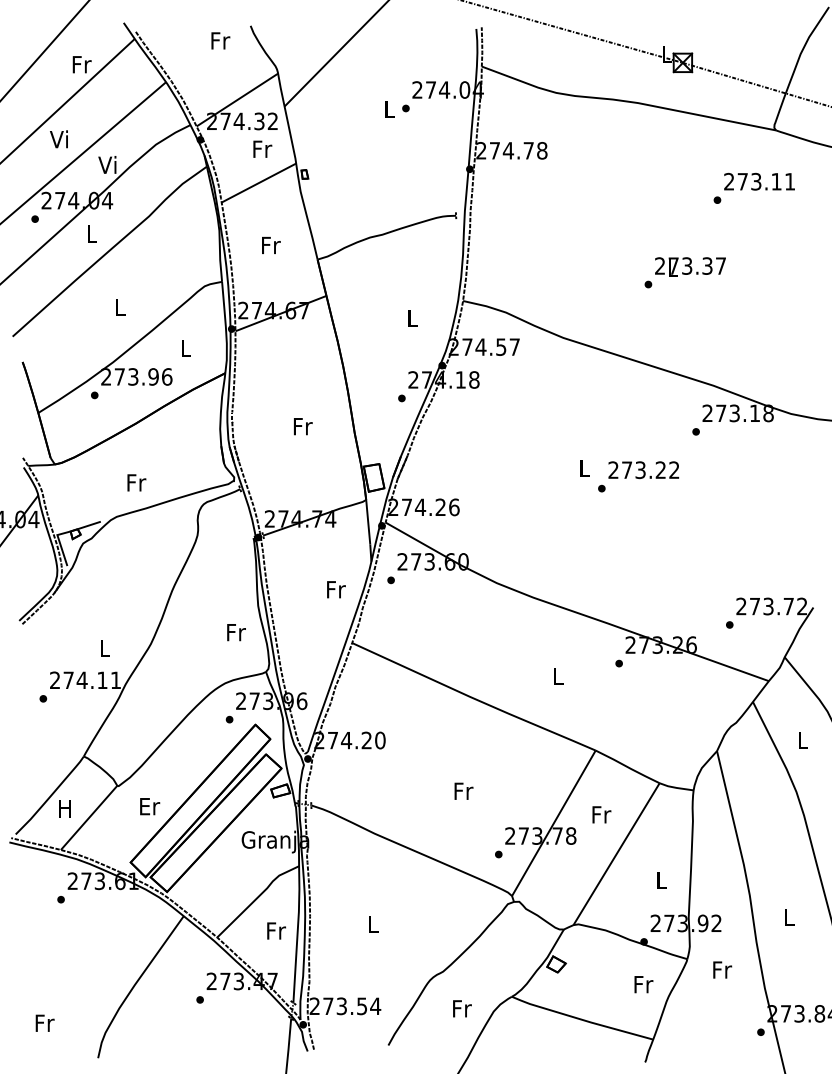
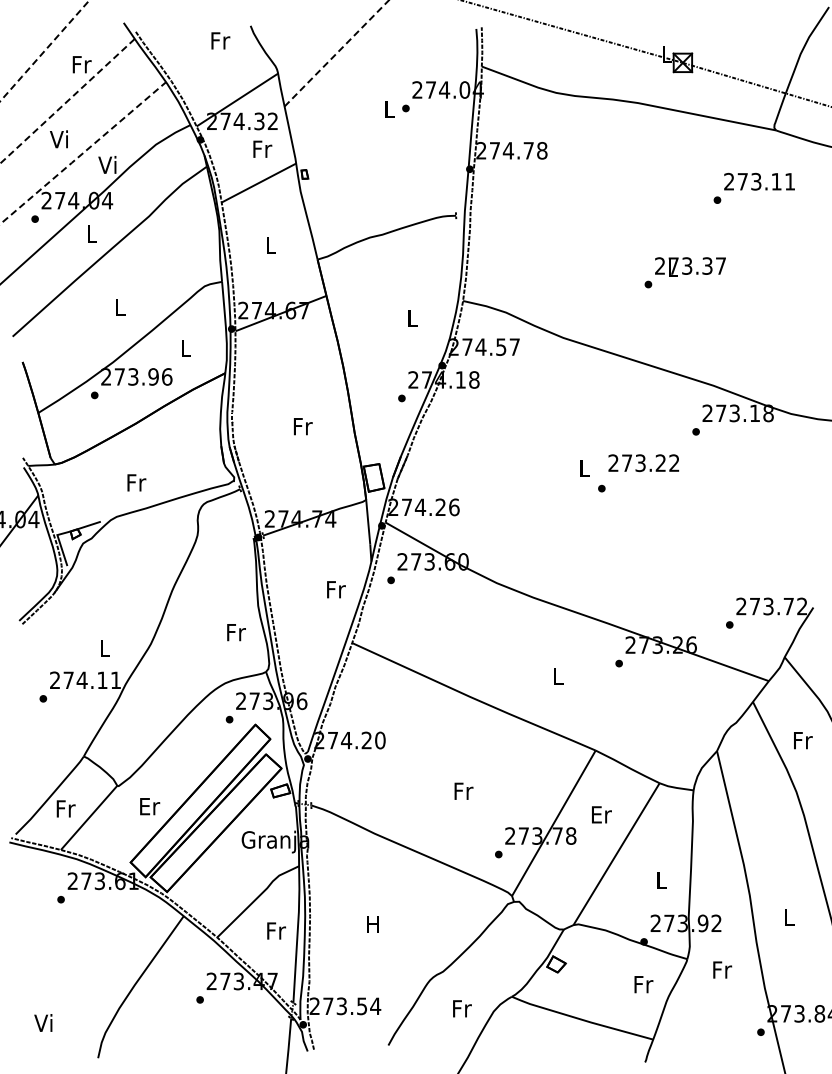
line: solid -> dashed (44, 51)
line: solid -> dashed (337, 53)
line: solid -> dashed (66, 101)
line: solid -> dashed (83, 153)
text: Fr -> L (271, 245)
text position: (643, 470) -> (643, 463) (643, 463)
text: L -> Fr (803, 740)
text: H -> Fr (65, 808)
text: Fr -> Er (601, 814)
text: L -> H (372, 924)
text: Fr -> Vi (44, 1022)
